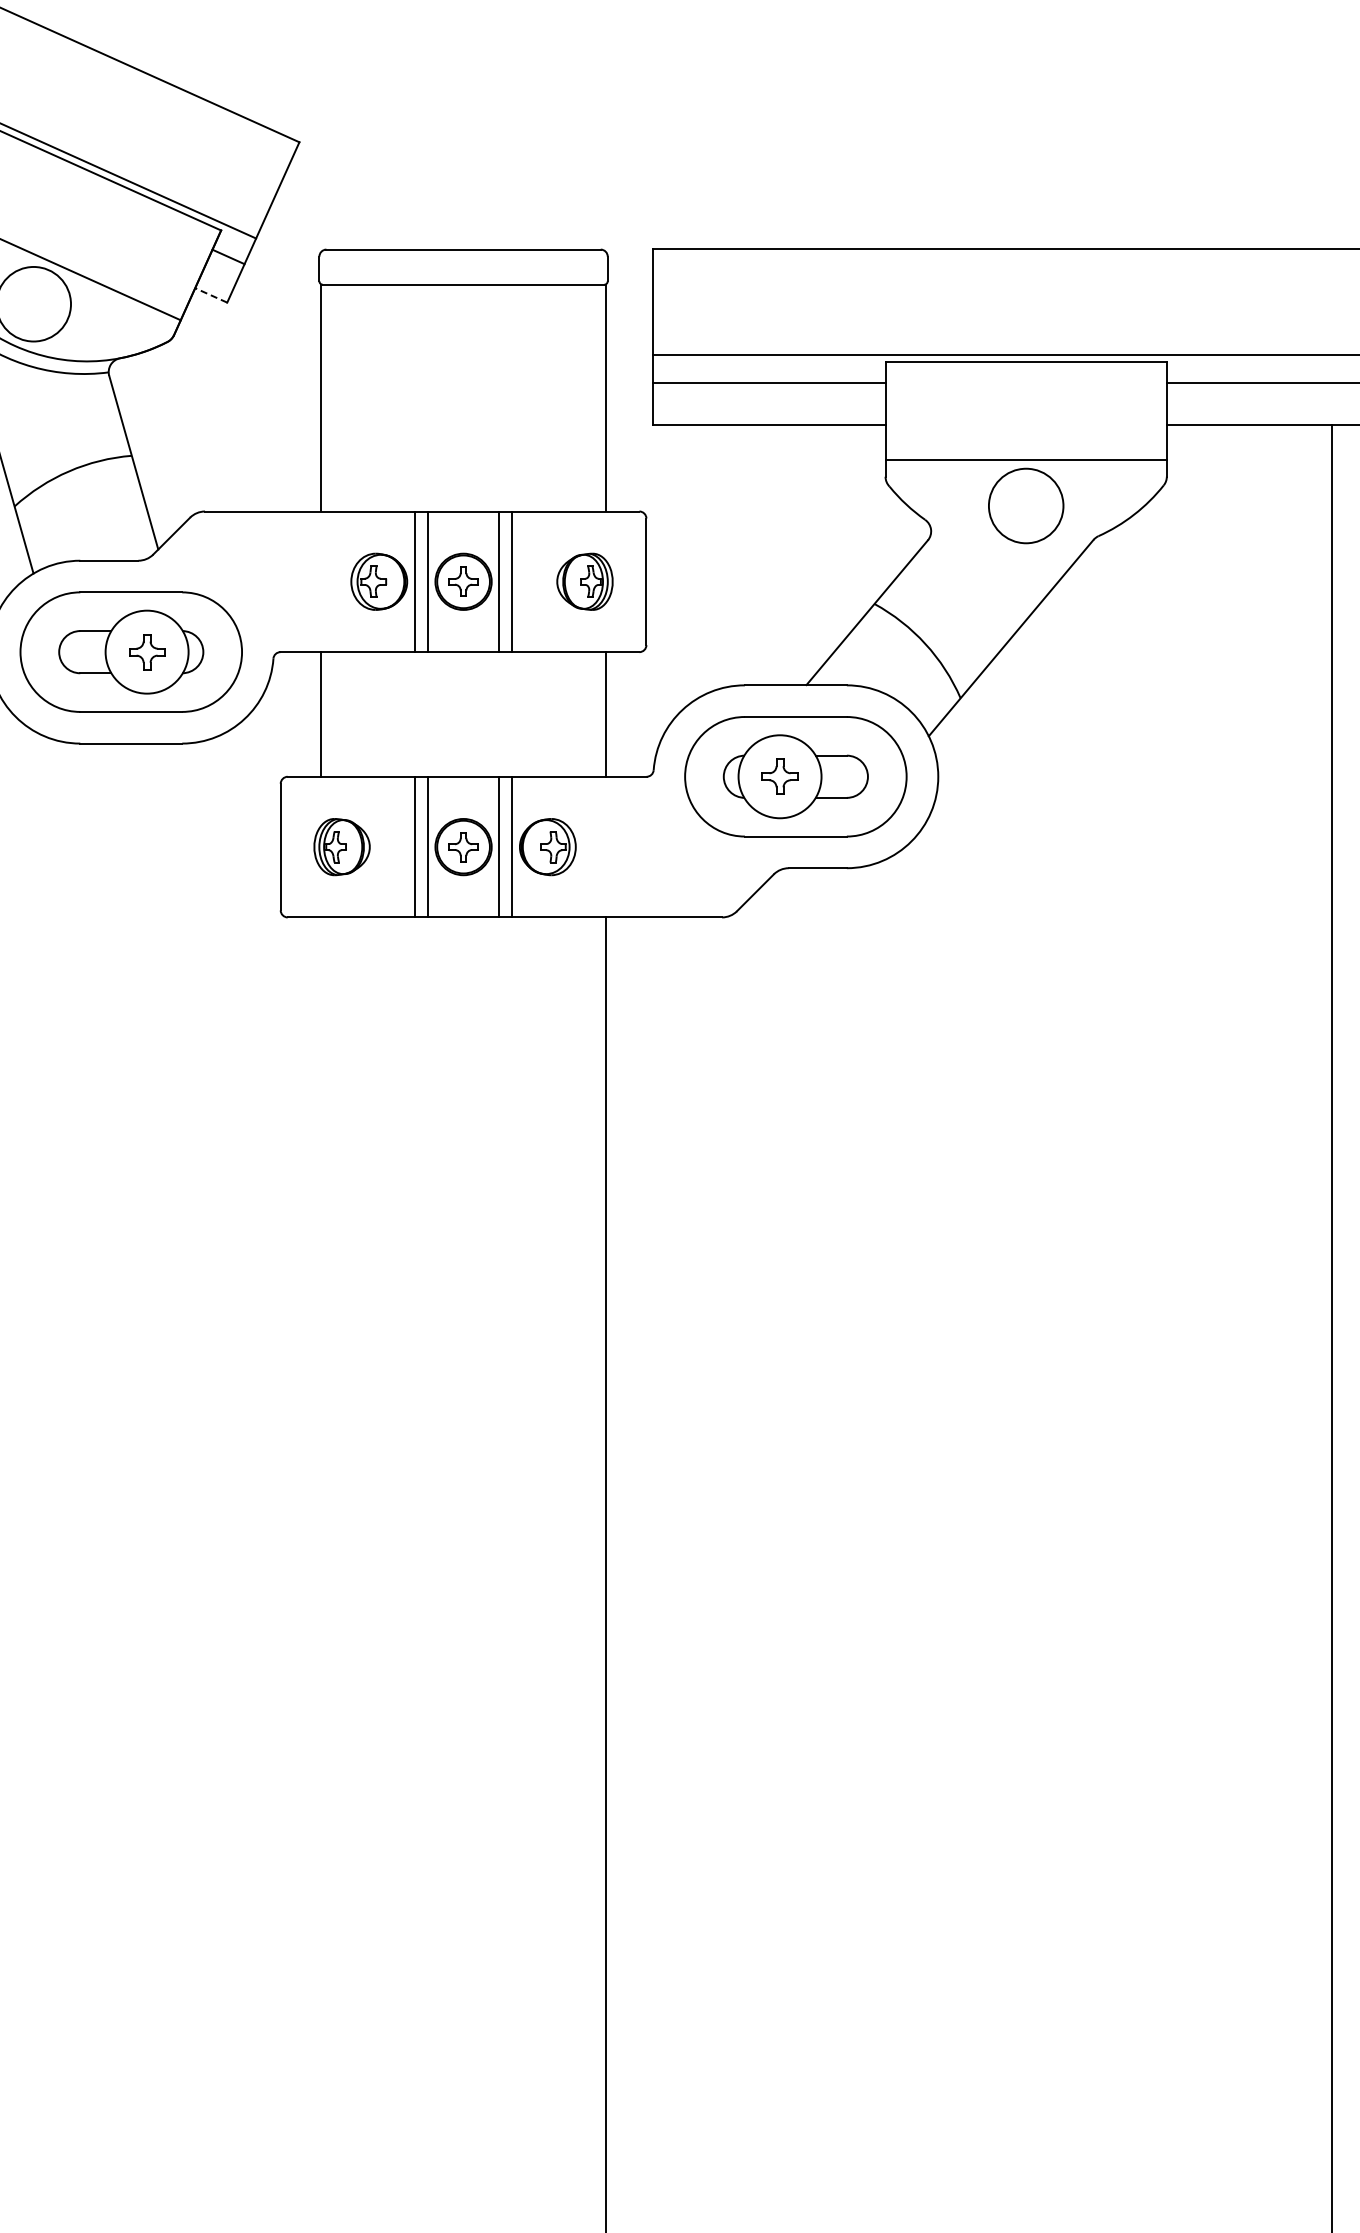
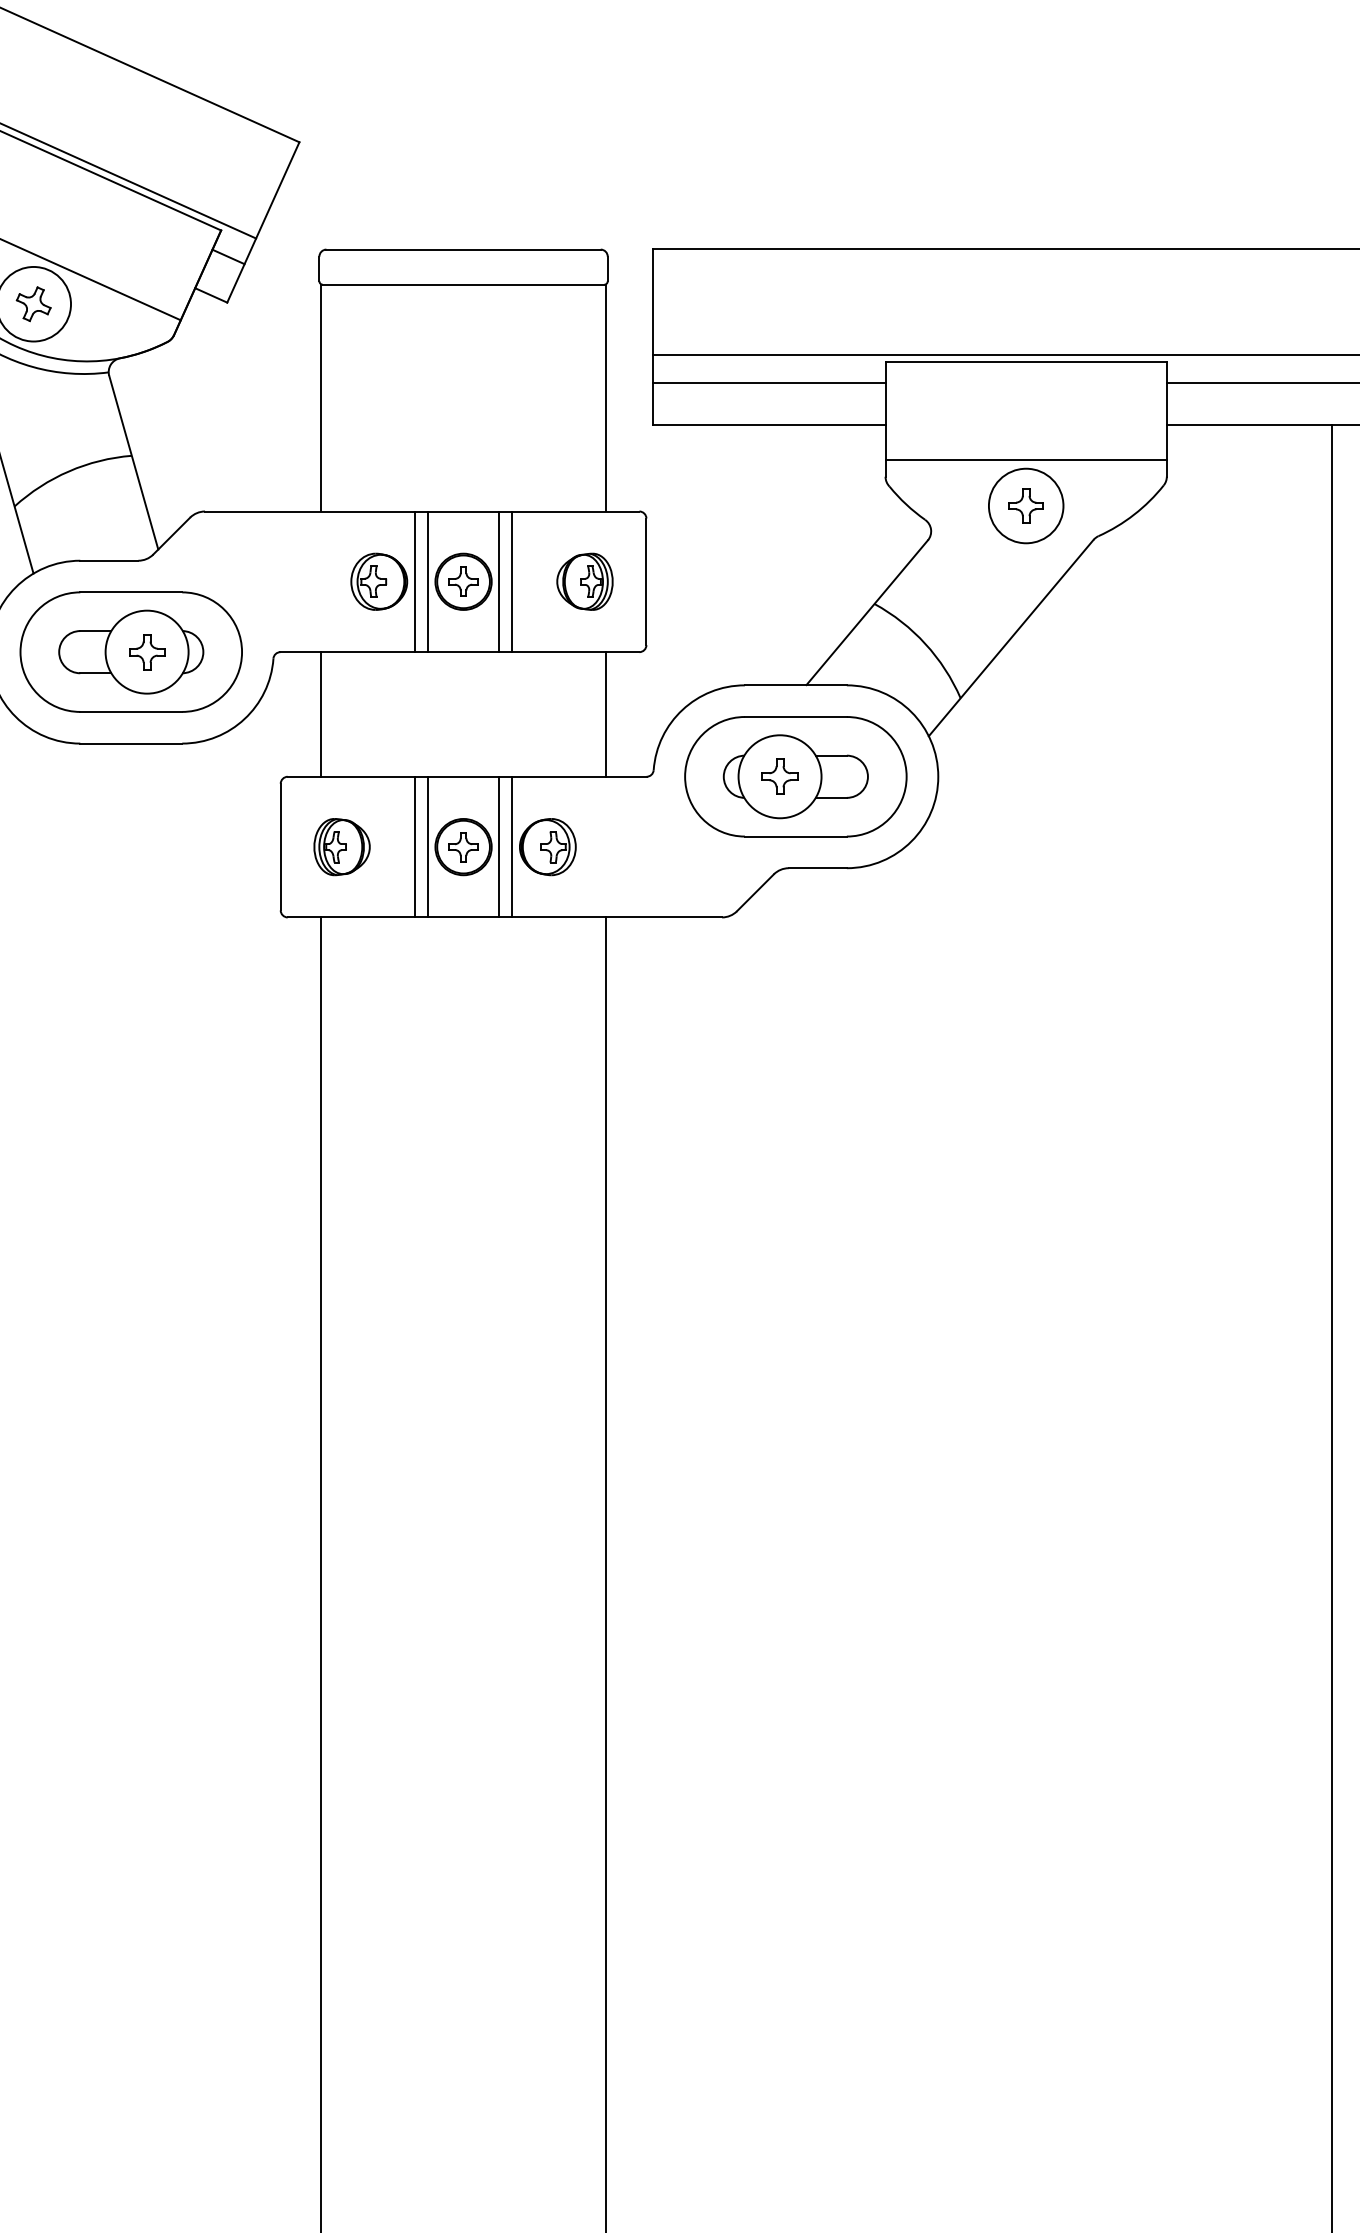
line: dashed -> solid (211, 295)
part: none -> present (33, 304)
part: none -> present (1025, 505)
line: none -> present (321, 1573)
